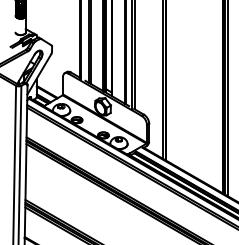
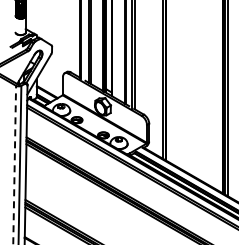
line: solid -> dashed (14, 164)
